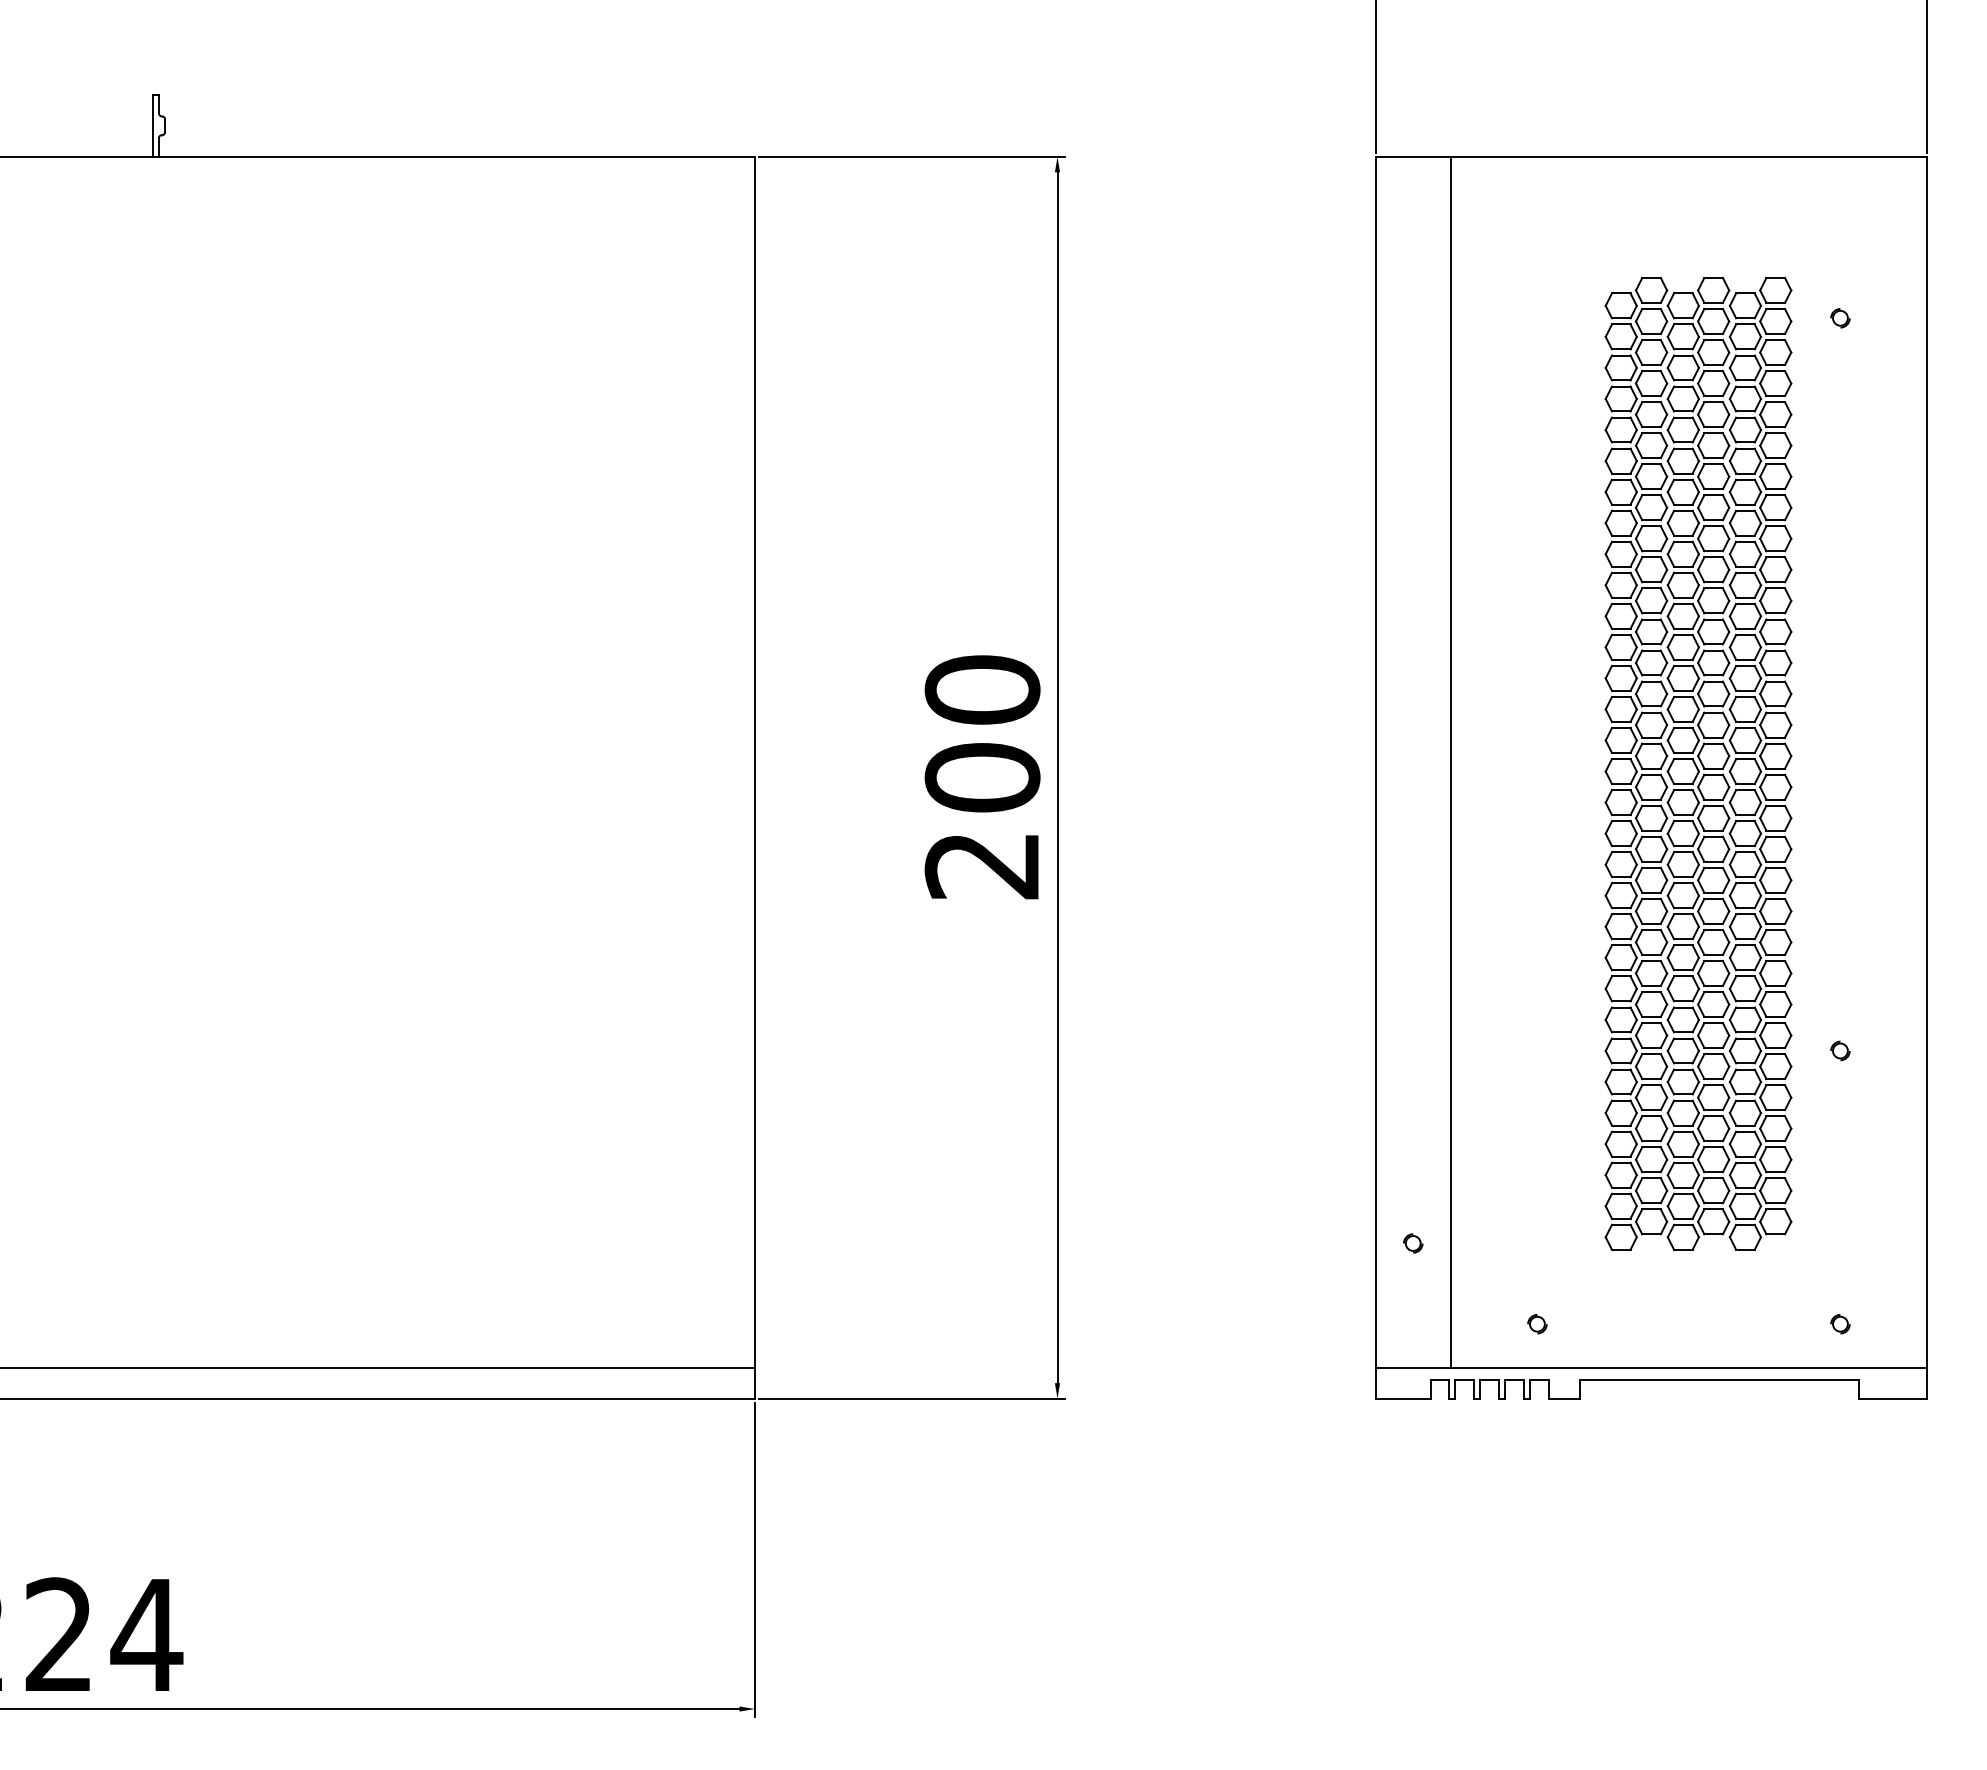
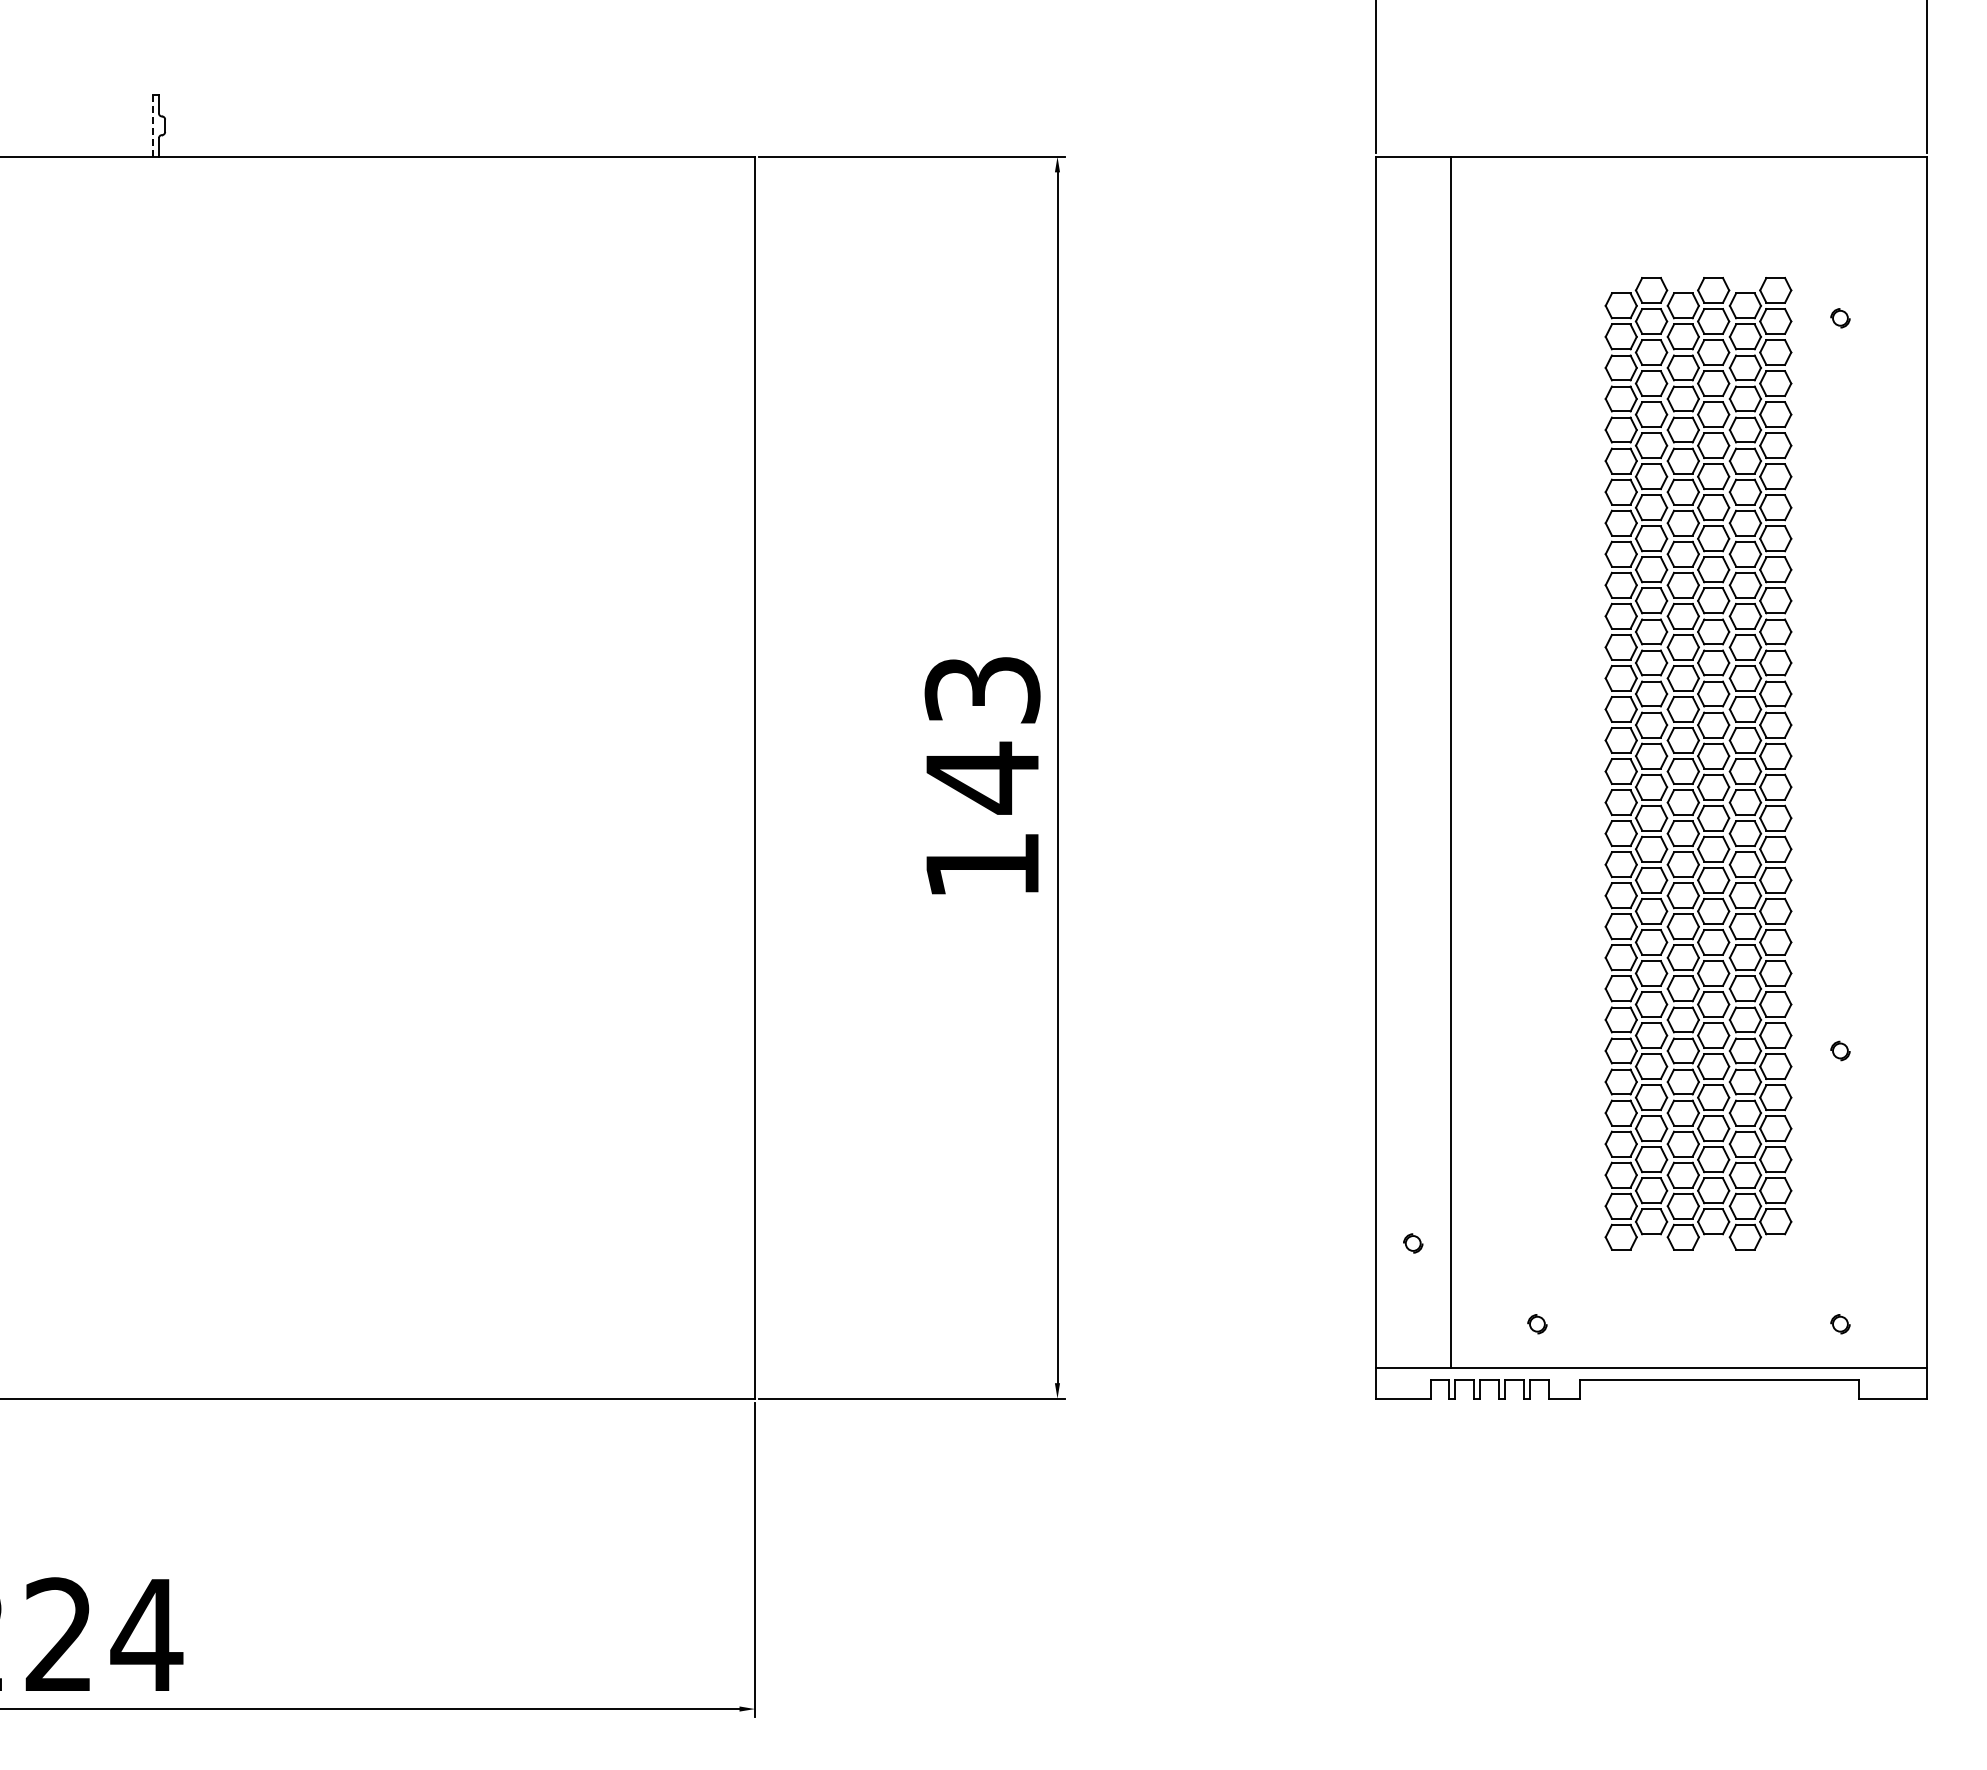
line: solid -> dashed (152, 125)
text: 200 -> 143 (982, 777)
line: present -> none (378, 1367)
